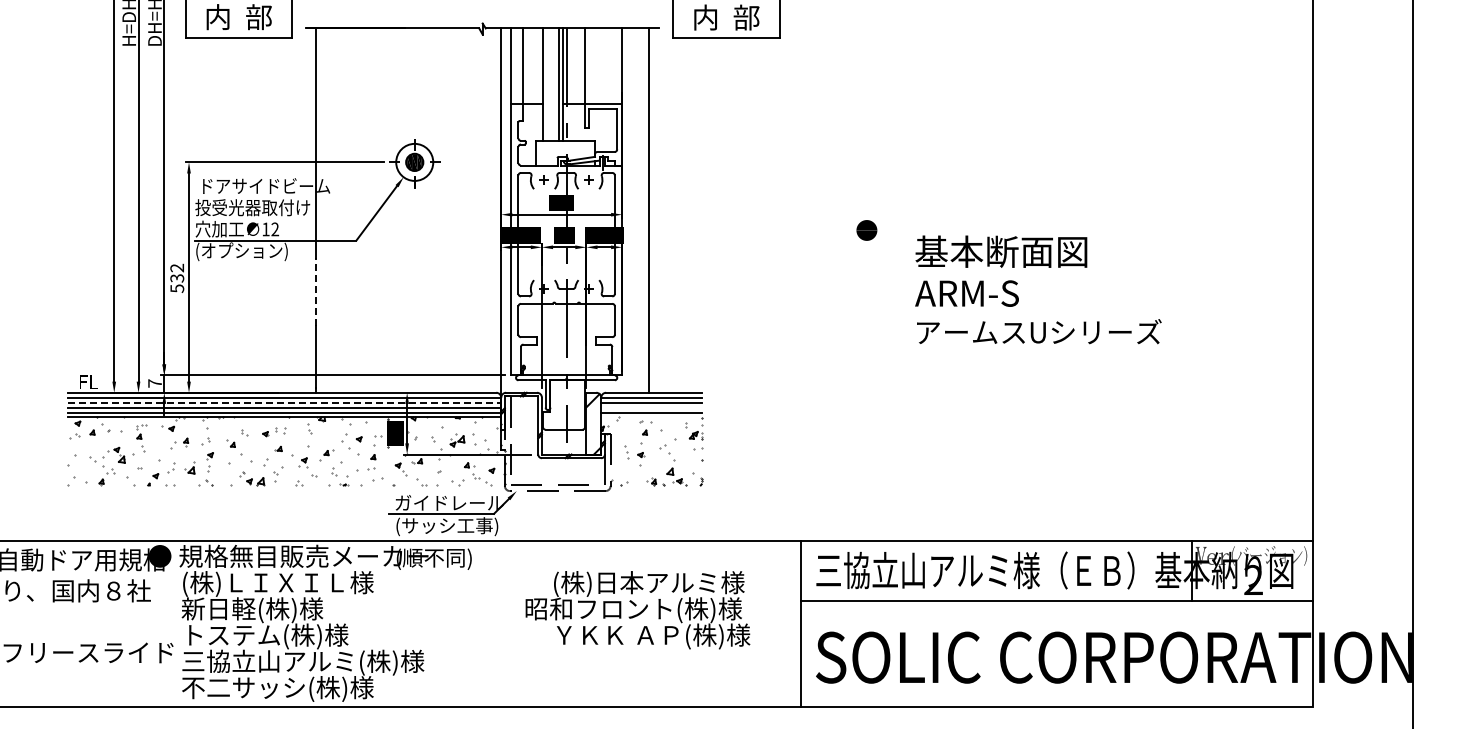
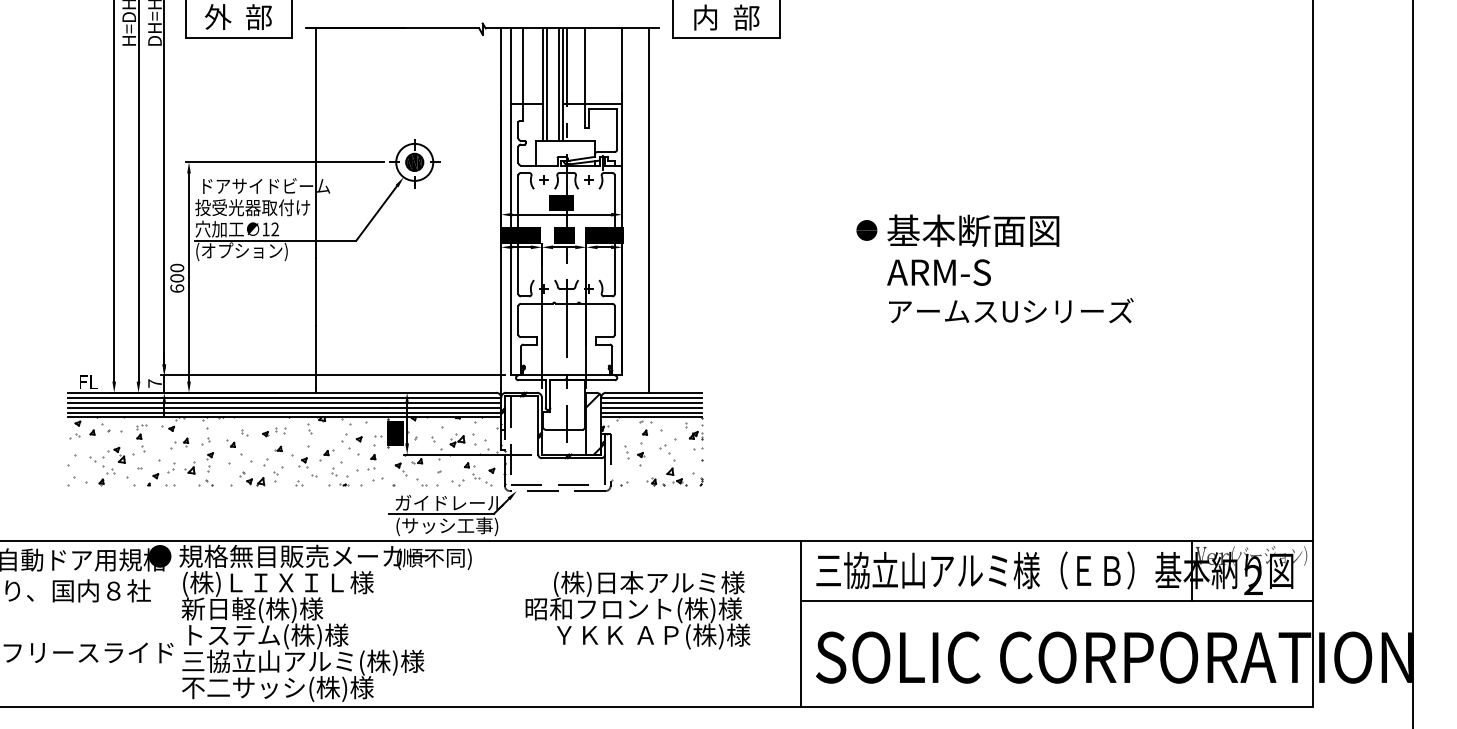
text: 内  部 -> 外  部 (217, 17)
line: none -> present (546, 84)
text: 532 -> 600 (177, 277)
text position: (1038, 289) -> (1010, 268) (1010, 268)
line: dashed -> solid (315, 291)
line: dashed -> solid (284, 402)
line: none -> present (651, 407)
line: none -> present (651, 417)
